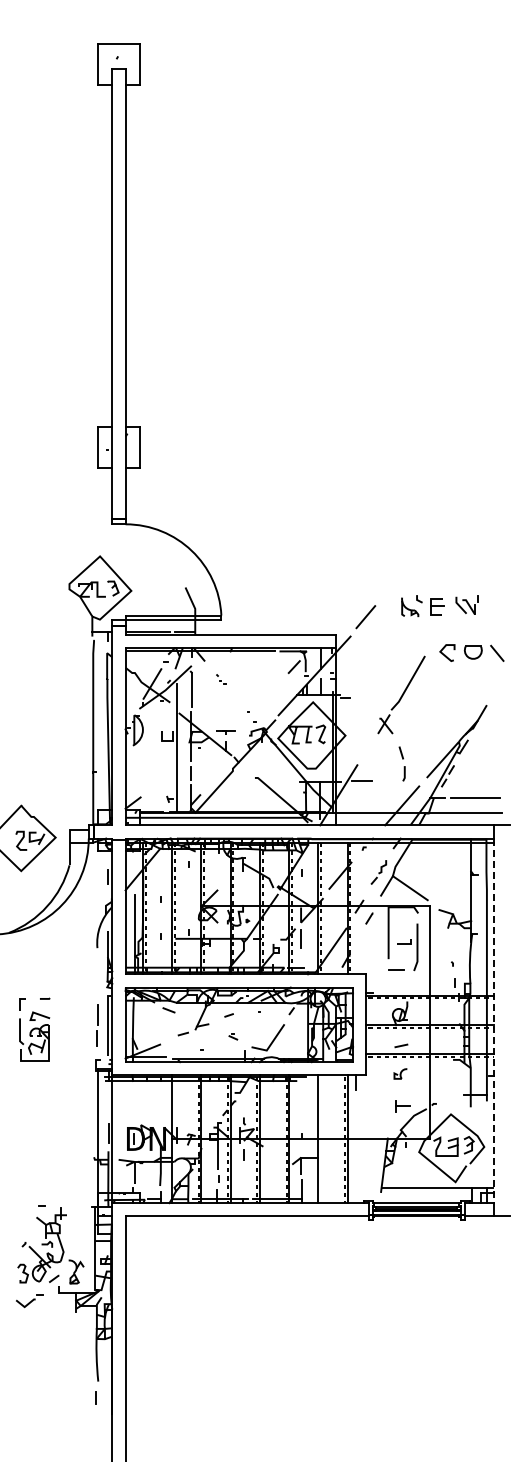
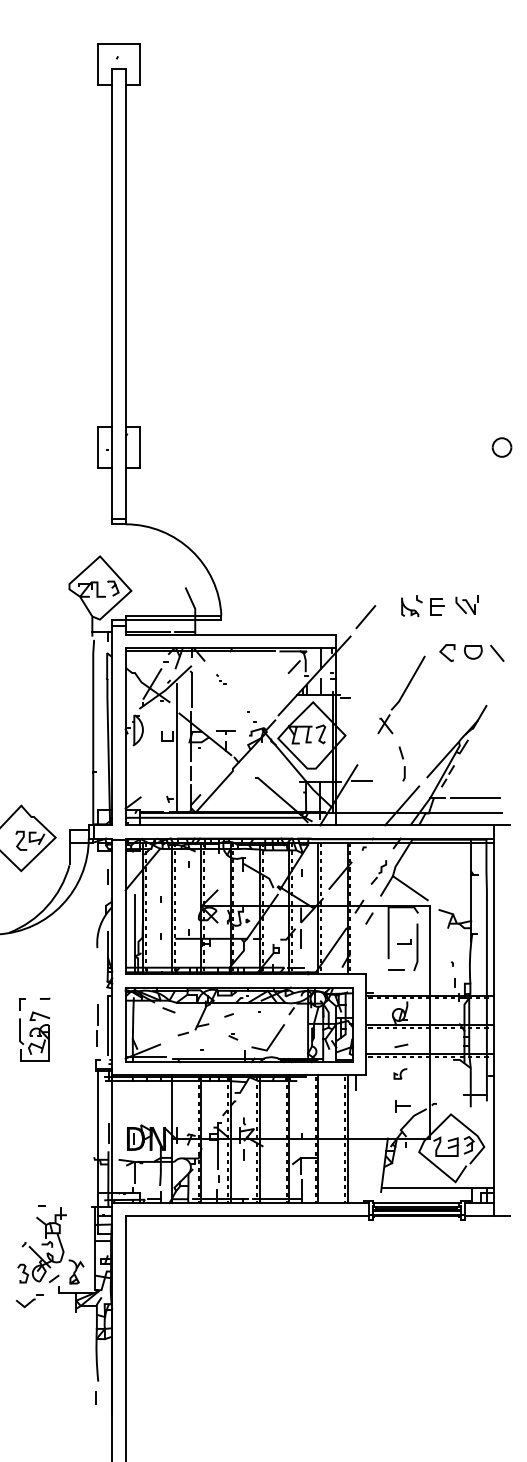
part: none -> present (501, 447)
line: dashed -> solid (494, 1021)
line: none -> present (315, 1139)
